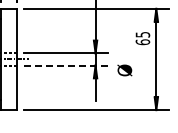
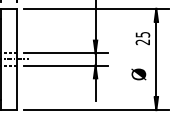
text: 65 -> 25 (142, 42)
line: dashed -> solid (66, 65)
text position: (124, 70) -> (138, 74) (138, 74)
